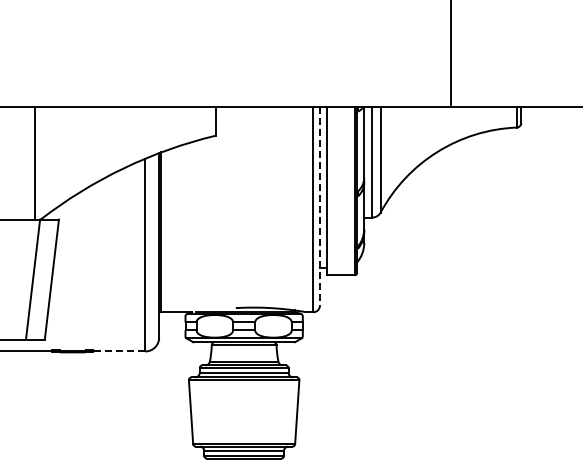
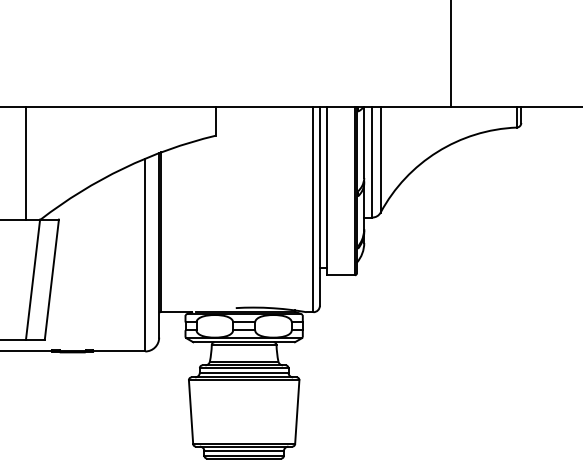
line position: (35, 162) -> (26, 162) (26, 162)
line: dashed -> solid (319, 206)
line: dashed -> solid (118, 351)
